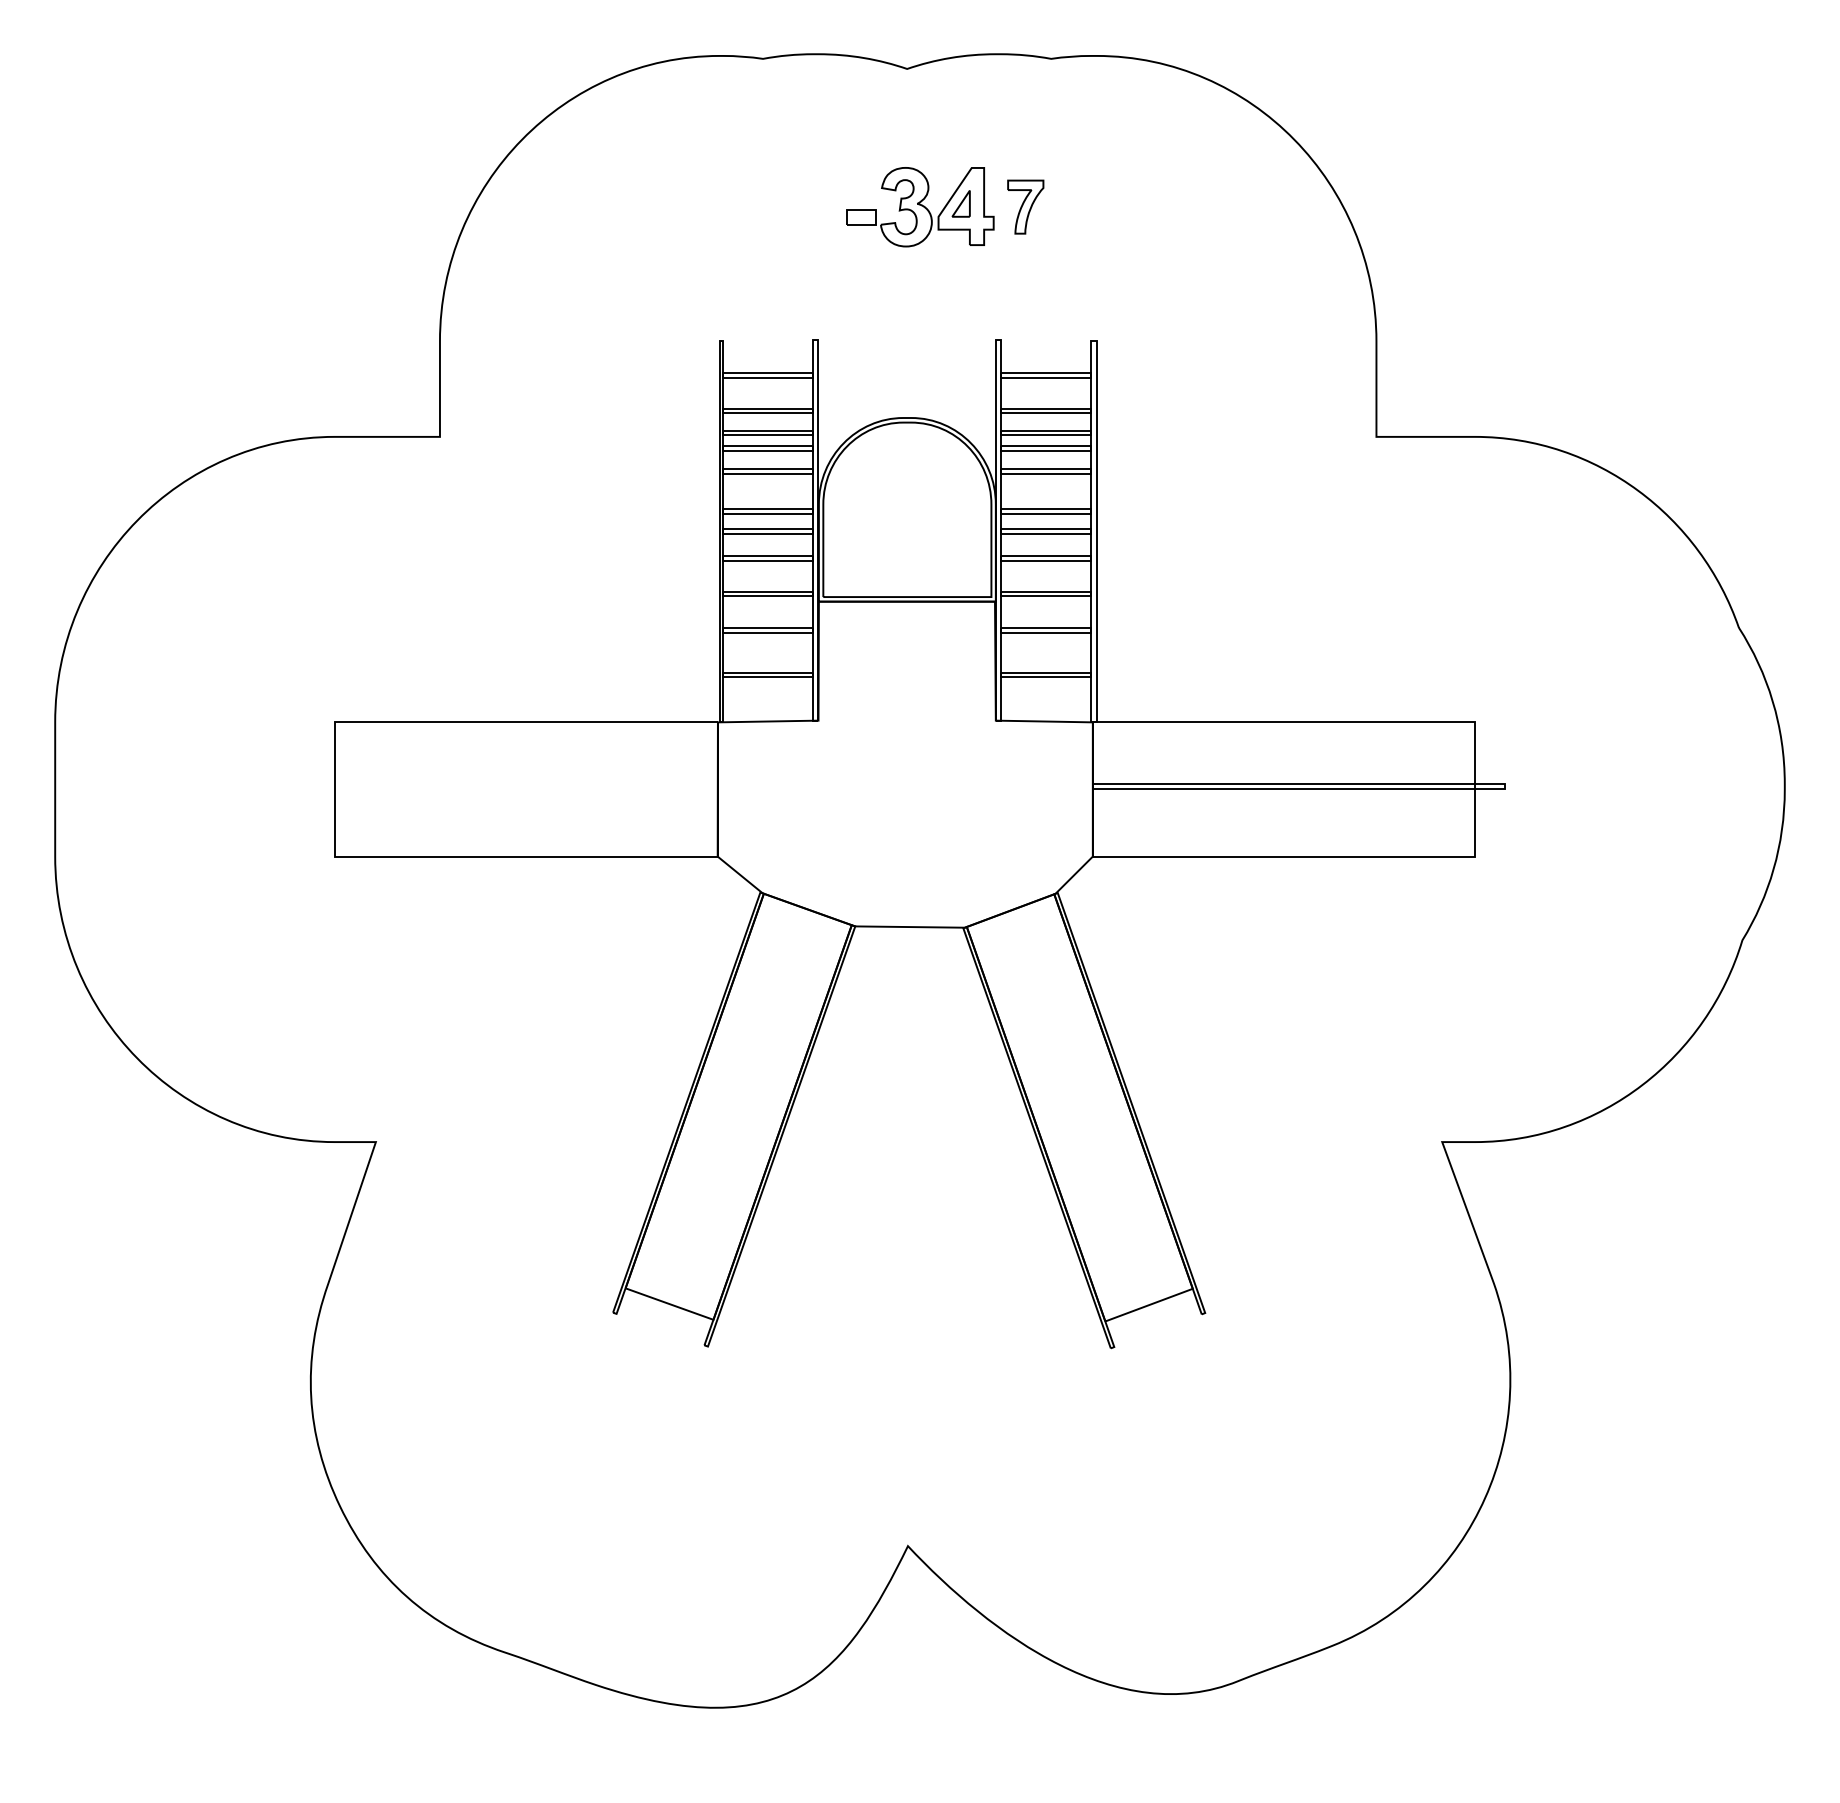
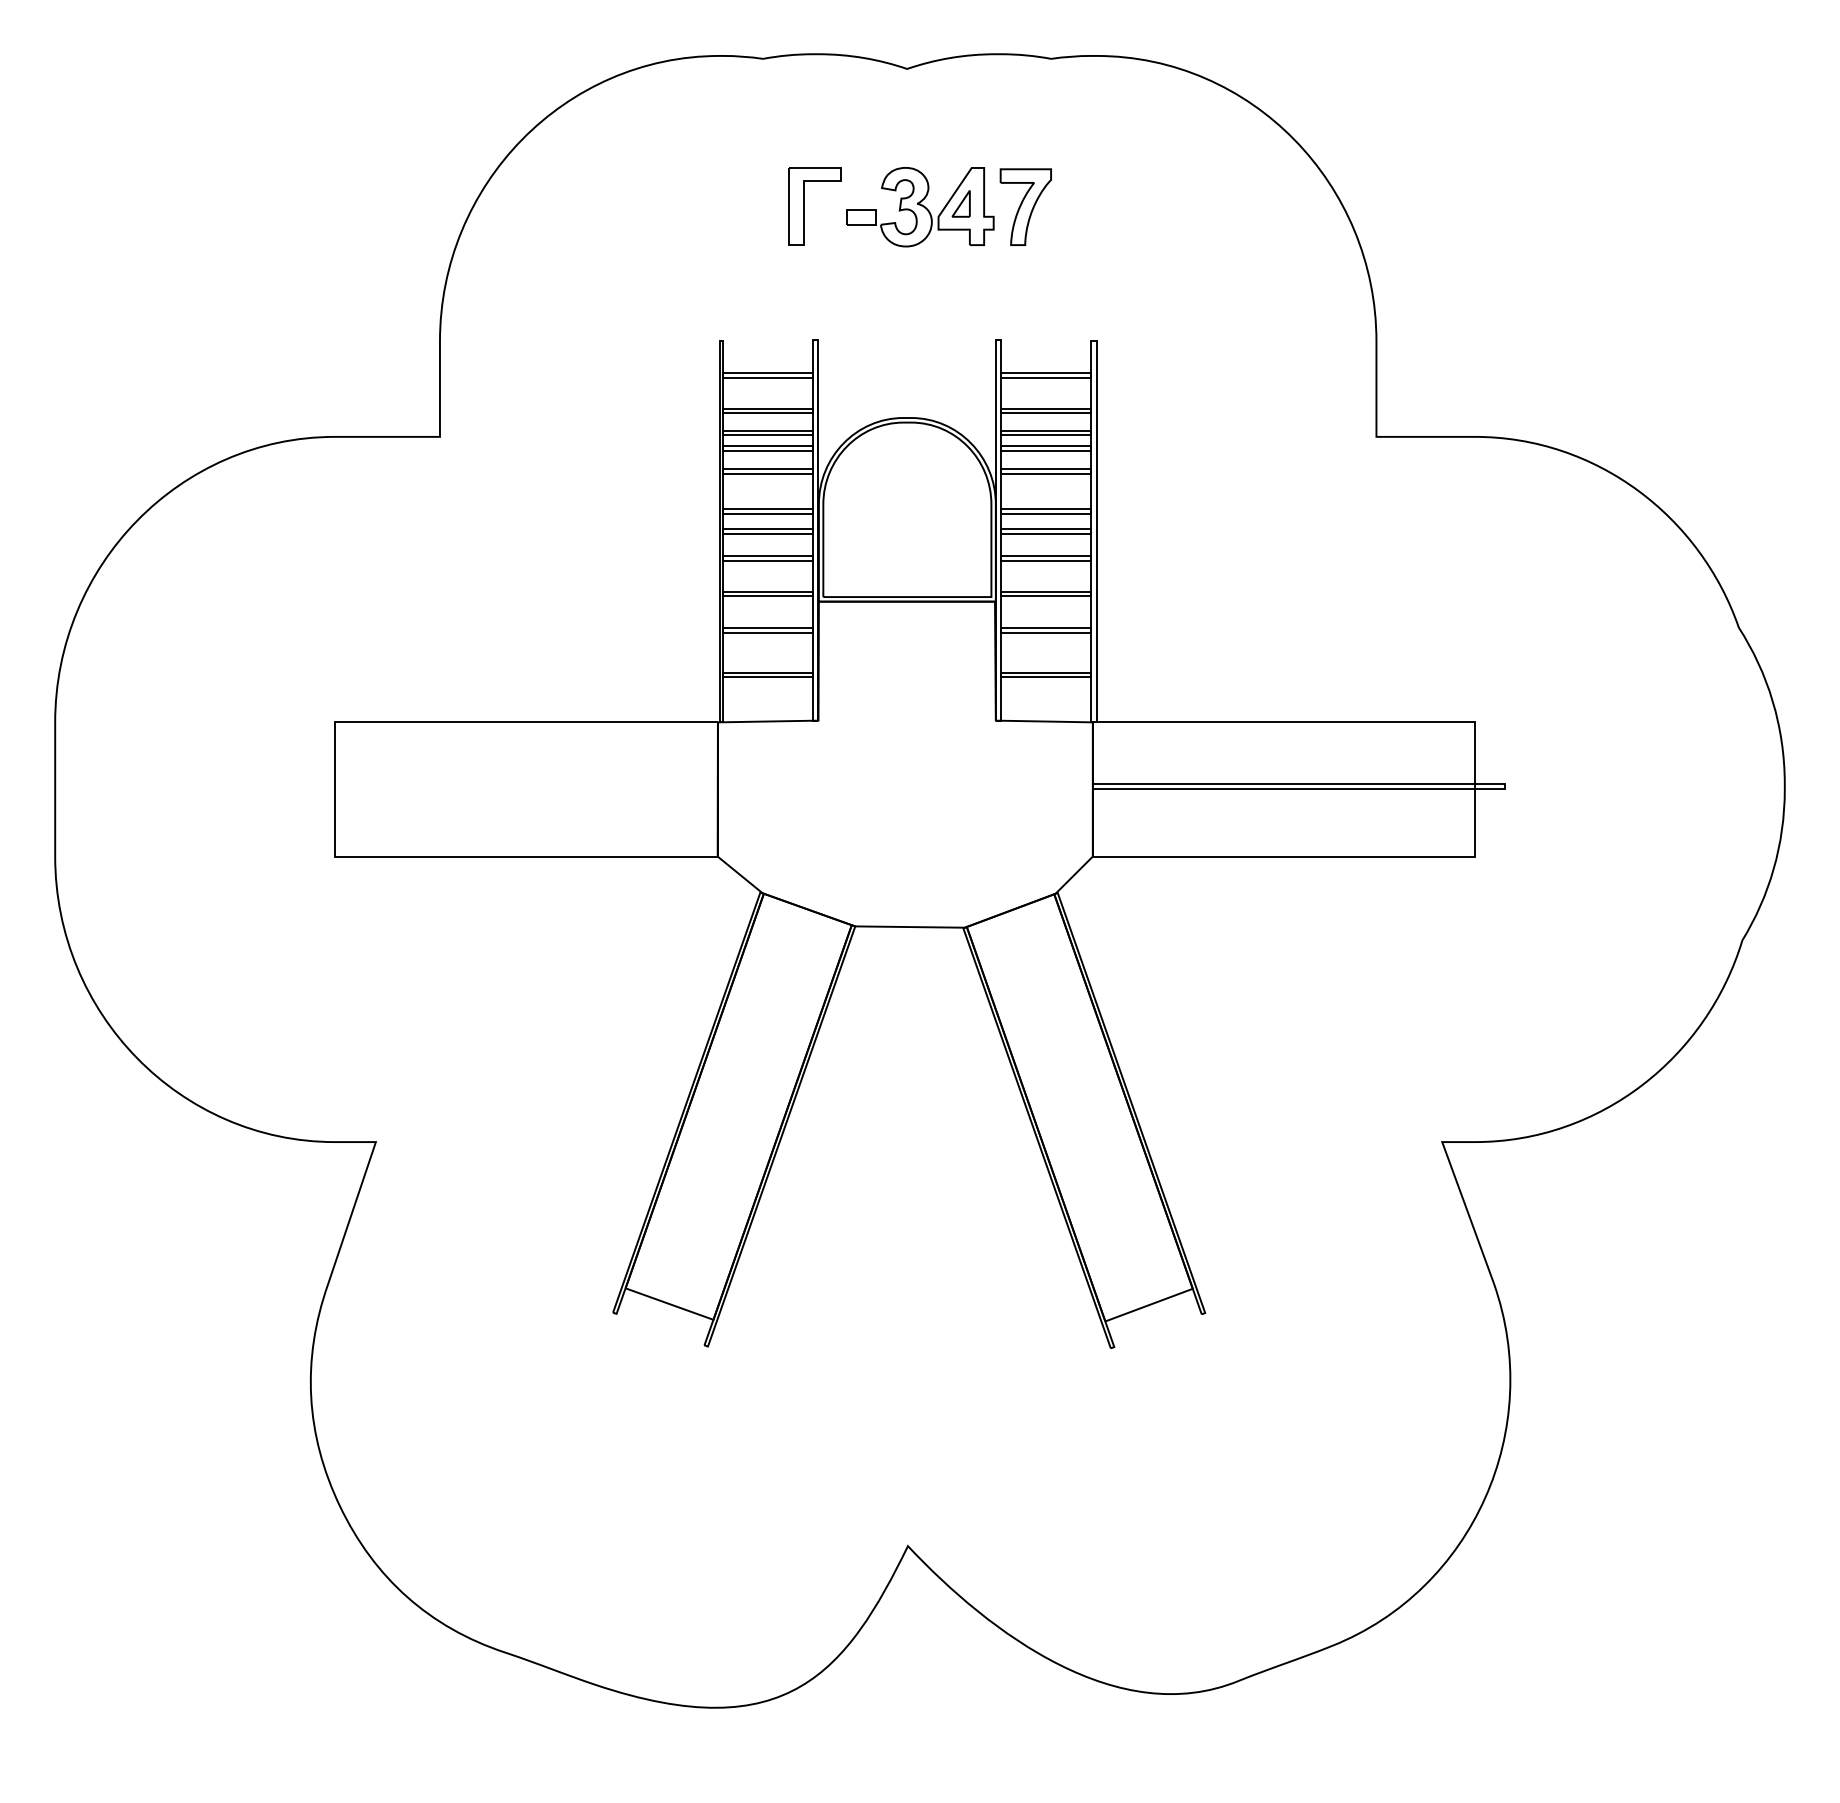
part: none -> present (804, 206)
part size: 38x56 px -> 53x78 px (1025, 206)
